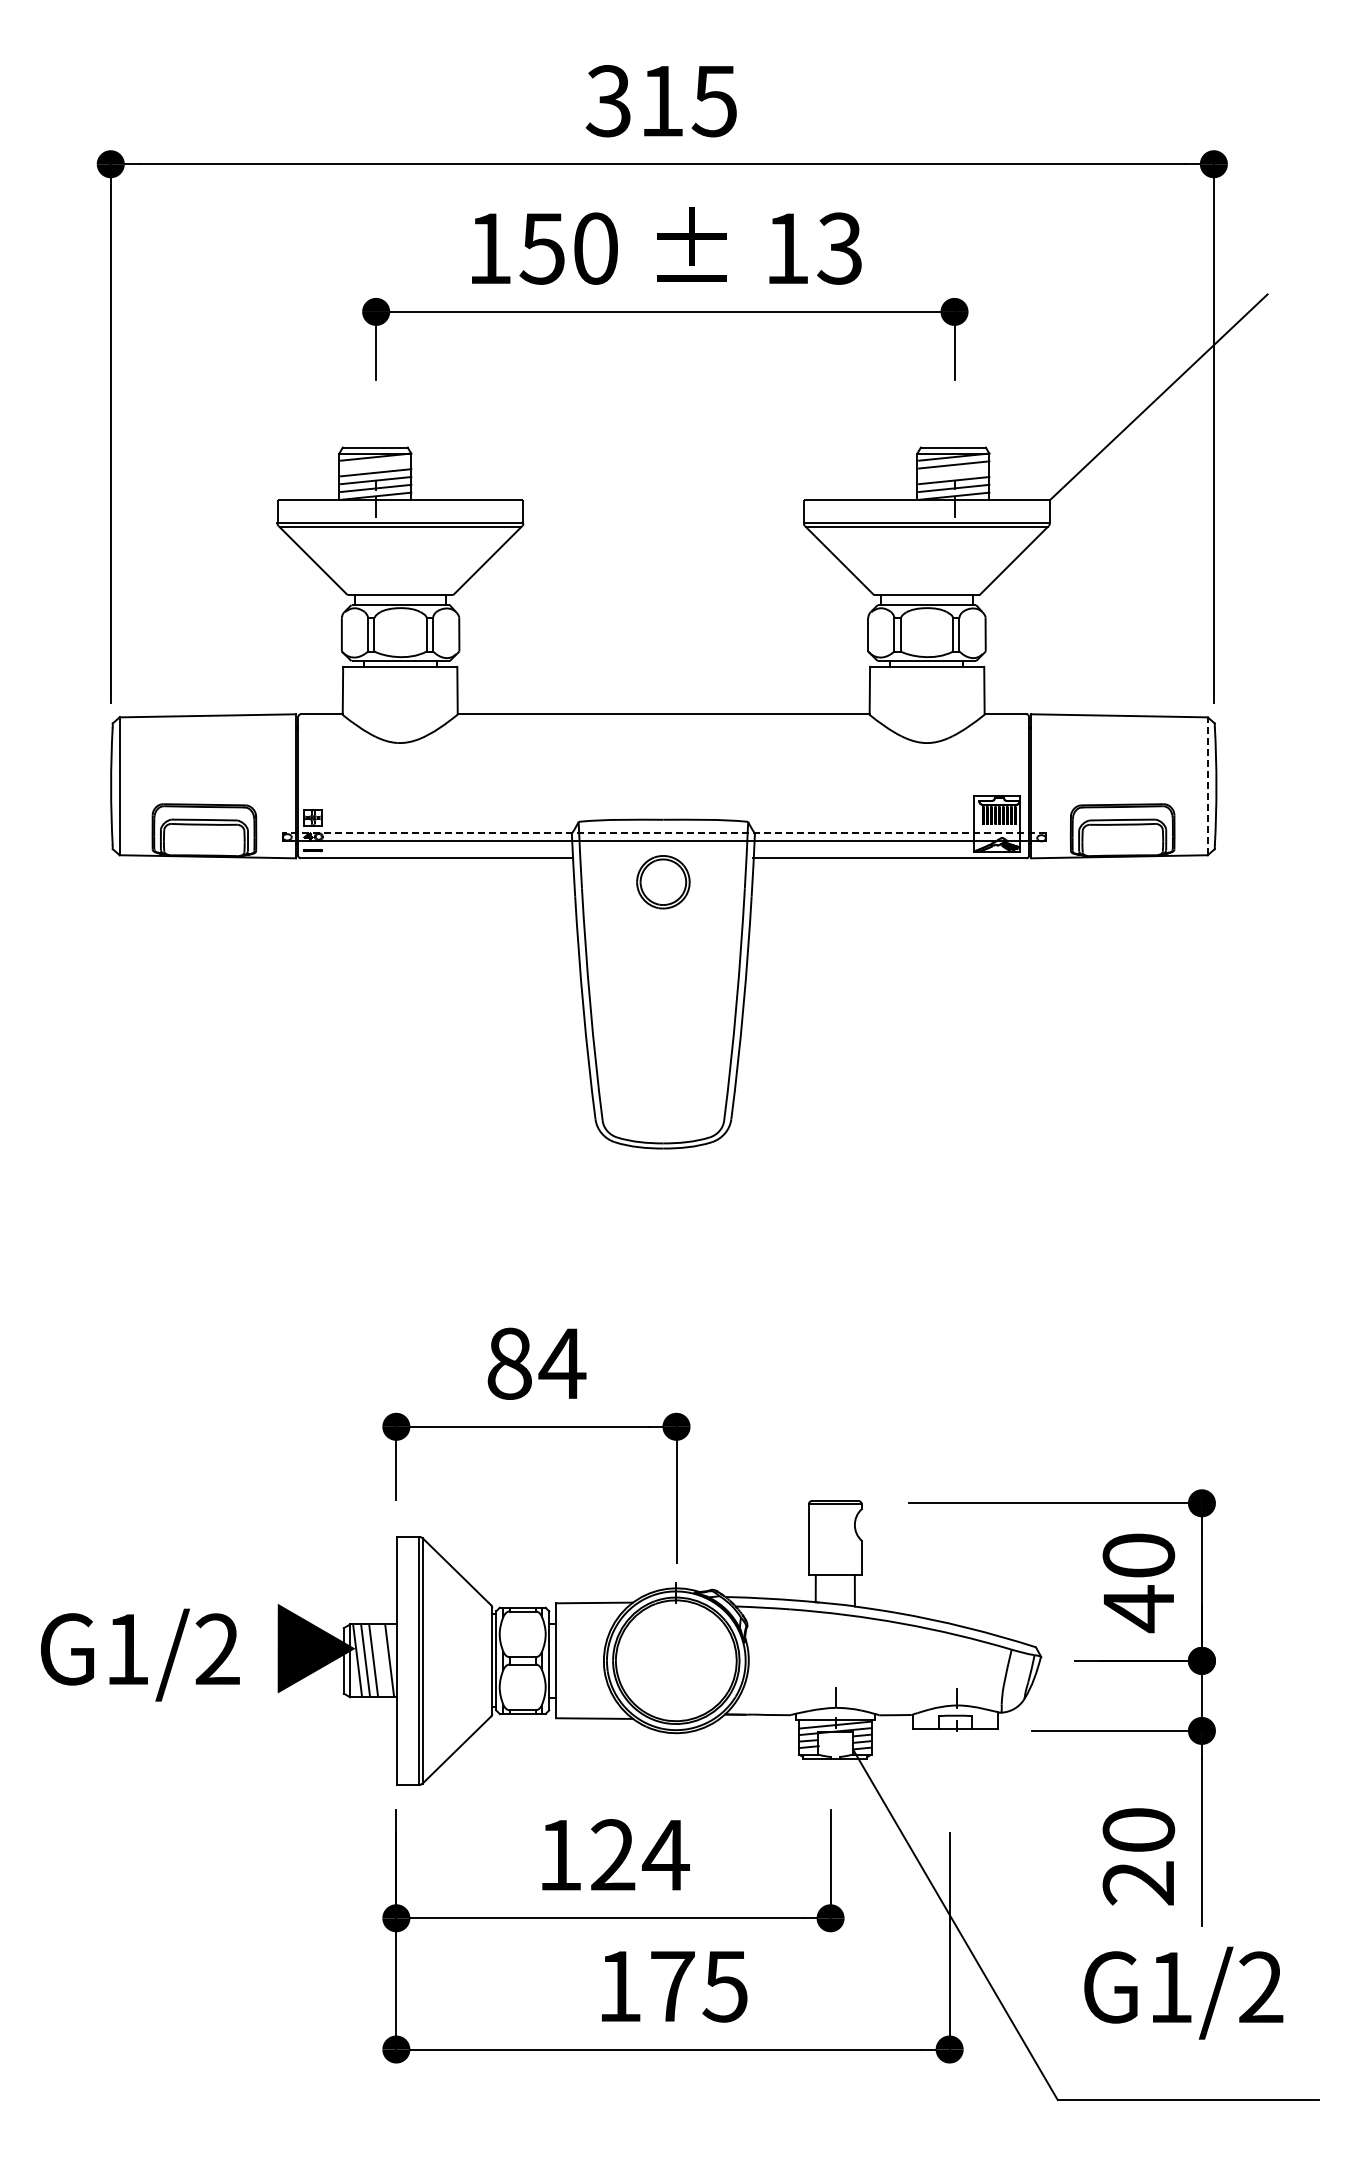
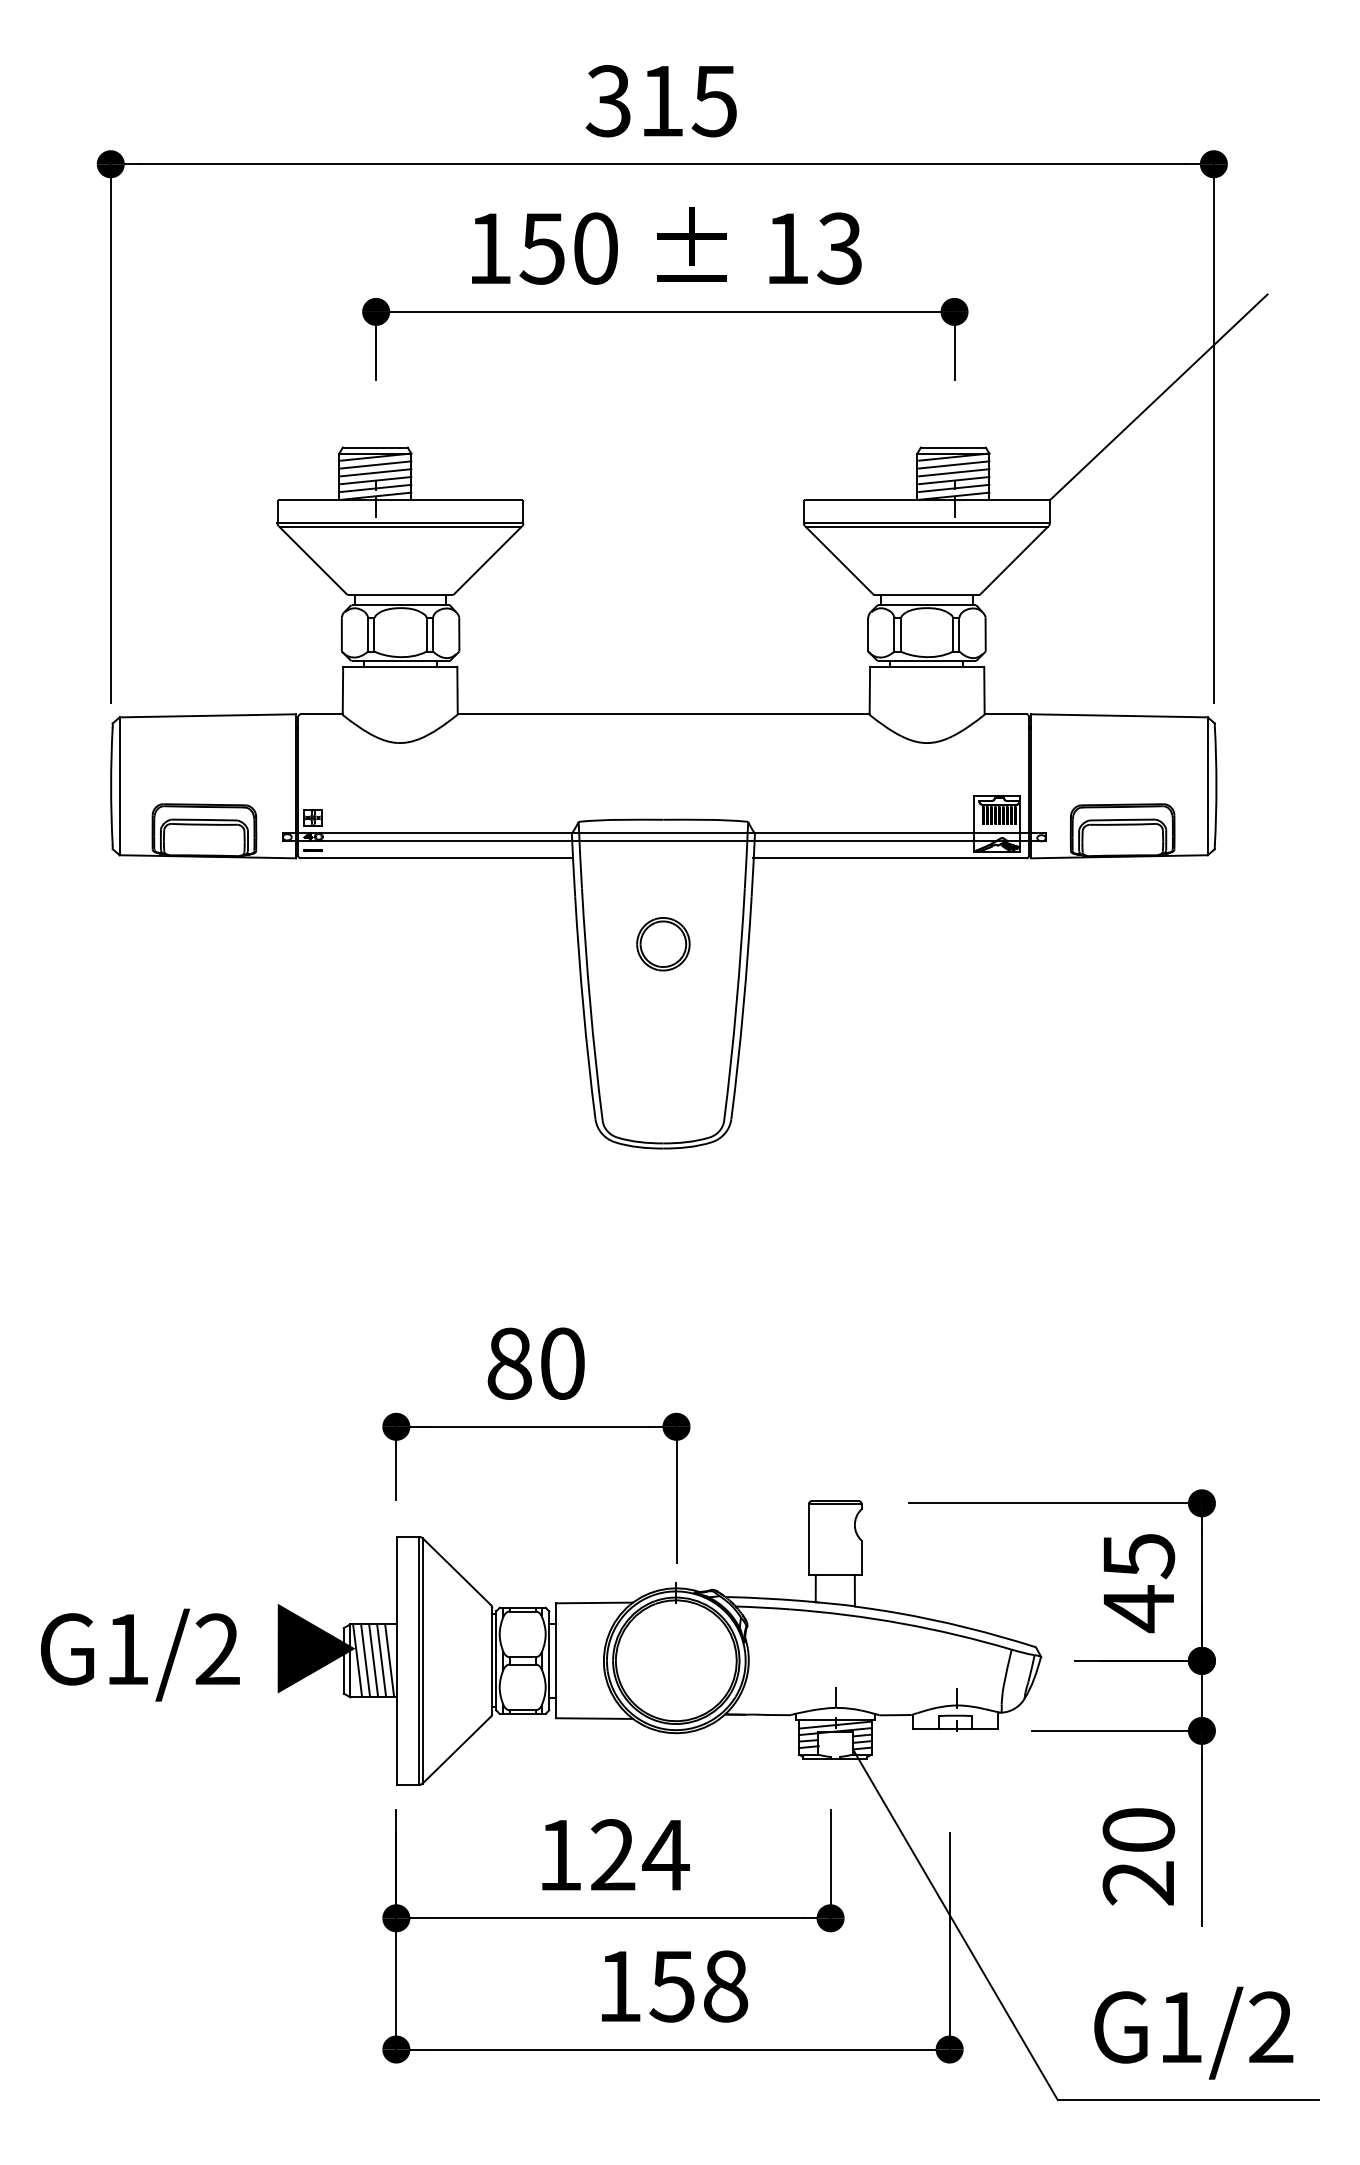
line: none -> present (376, 464)
line: none -> present (954, 472)
line: dashed -> solid (1207, 786)
line: dashed -> solid (664, 833)
part position: (663, 882) -> (663, 944) (663, 944)
text: 84 -> 80 (562, 1363)
text: 40 -> 45 (1138, 1556)
line: none -> present (381, 1660)
text: 175 -> 158 (698, 1986)
text position: (1183, 1992) -> (1193, 2032) (1193, 2032)
